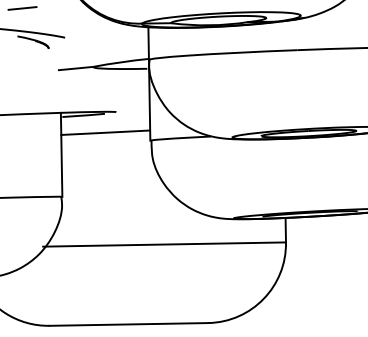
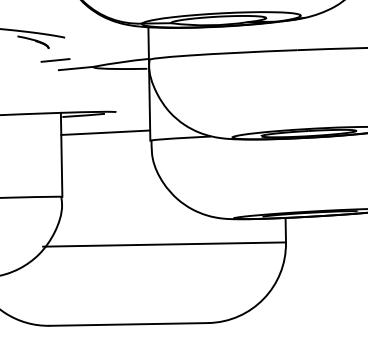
line position: (22, 8) -> (55, 60) (55, 60)
